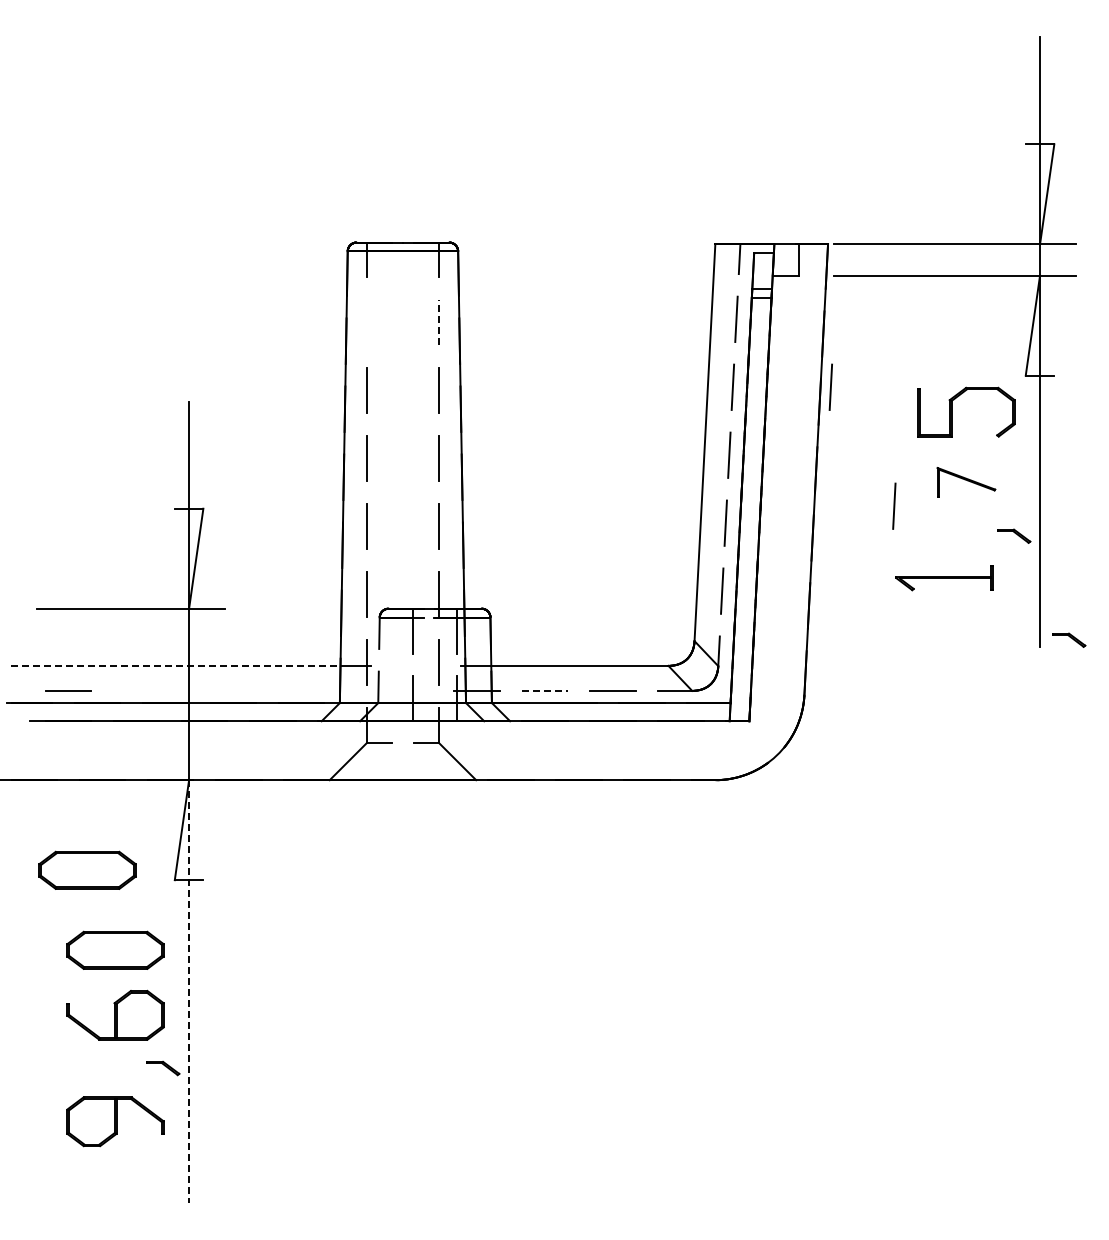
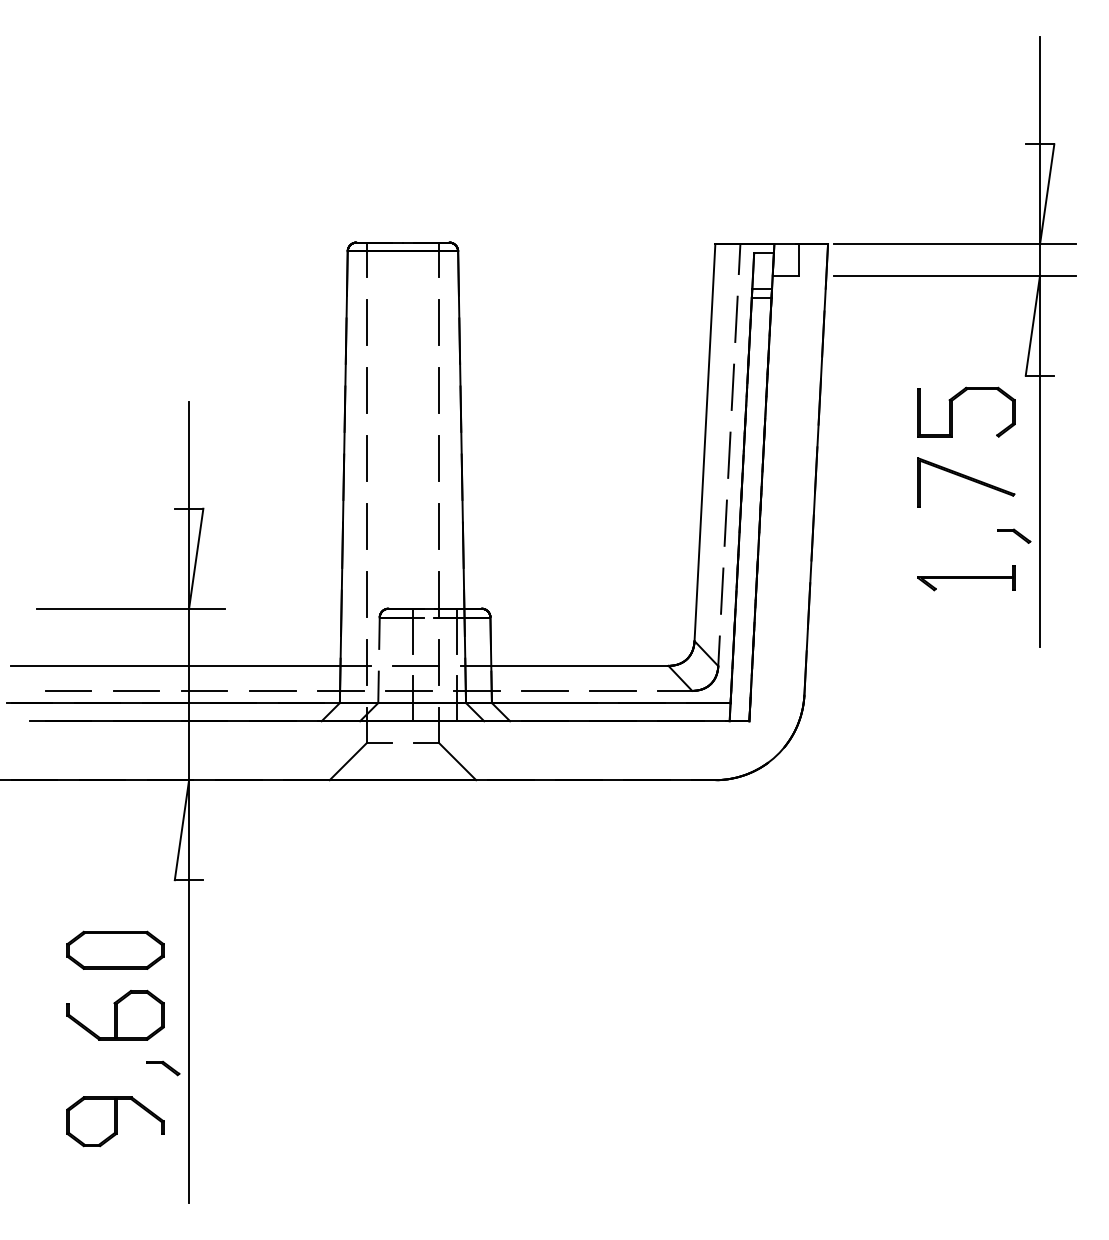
line: none -> present (366, 322)
line: dashed -> solid (438, 322)
line: present -> none (830, 386)
part size: 61x31 px -> 99x51 px (966, 482)
line: present -> none (894, 505)
part position: (944, 578) -> (966, 578) (966, 578)
part: present -> none (1069, 639)
line: dashed -> solid (175, 665)
line: none -> present (415, 665)
line: none -> present (136, 690)
line: none -> present (204, 690)
line: none -> present (272, 690)
line: none -> present (340, 690)
line: none -> present (408, 690)
line: dashed -> solid (545, 690)
part: present -> none (87, 869)
line: dashed -> solid (189, 991)
